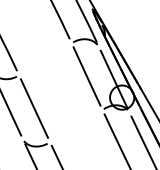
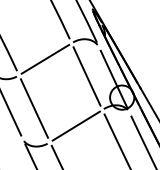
line: none -> present (45, 58)
line: none -> present (75, 125)
